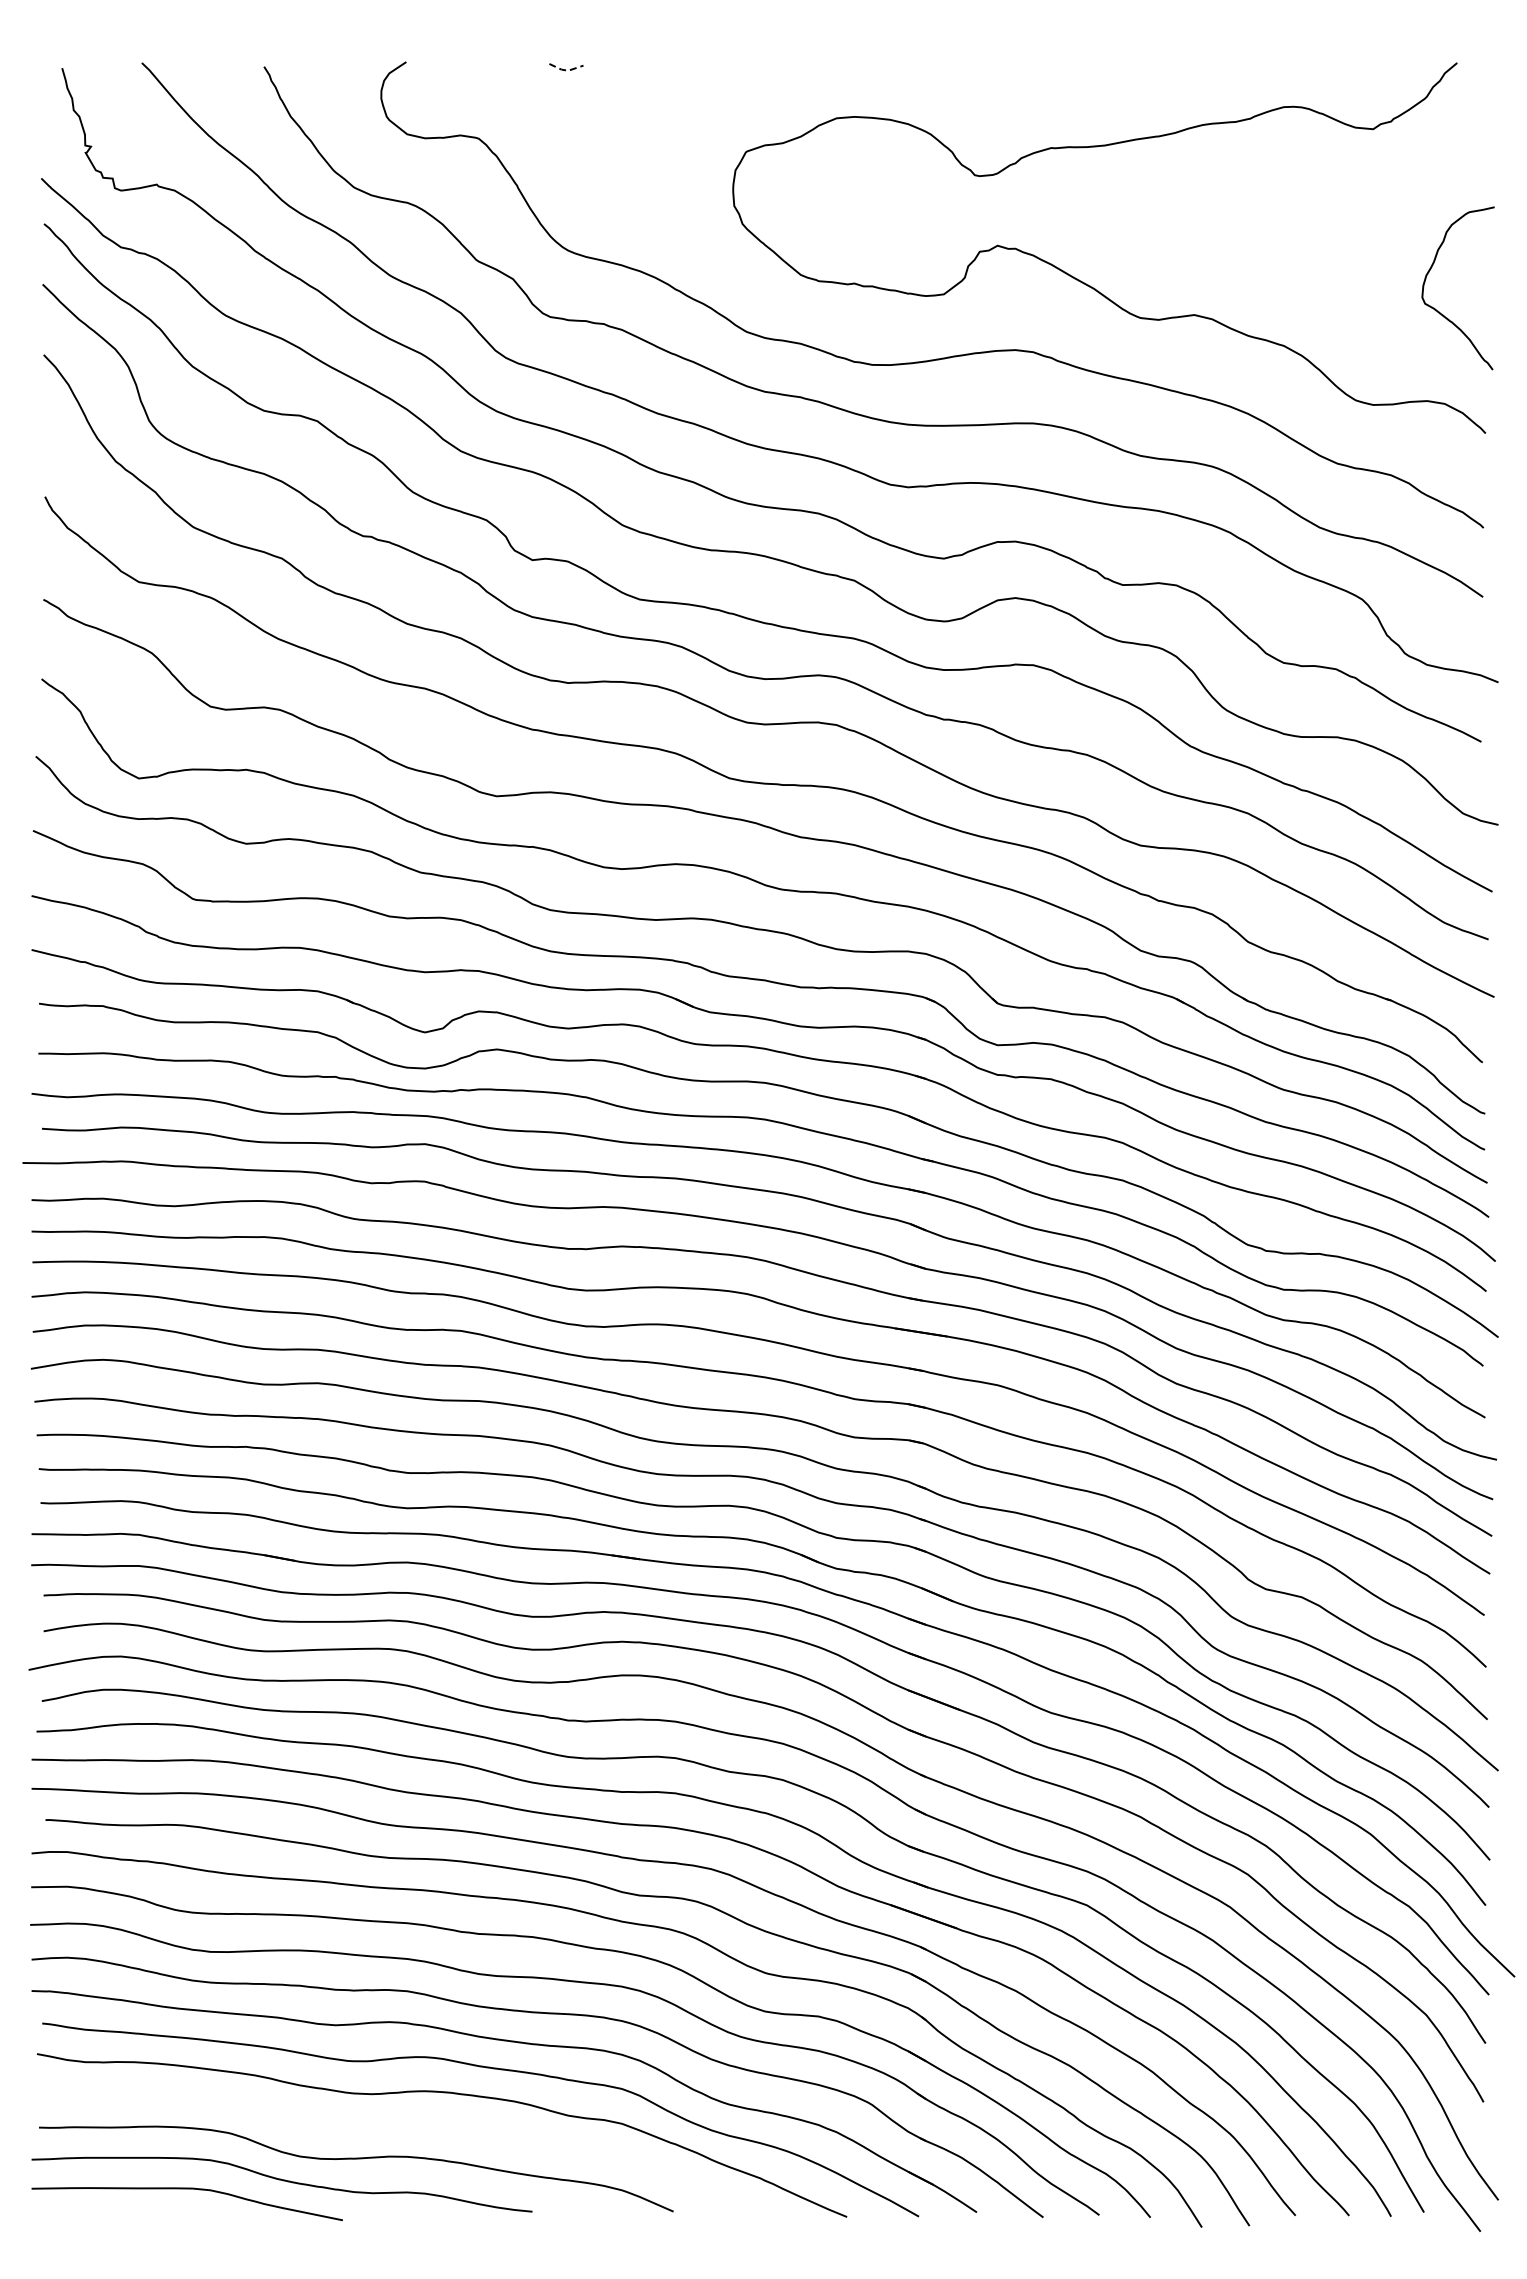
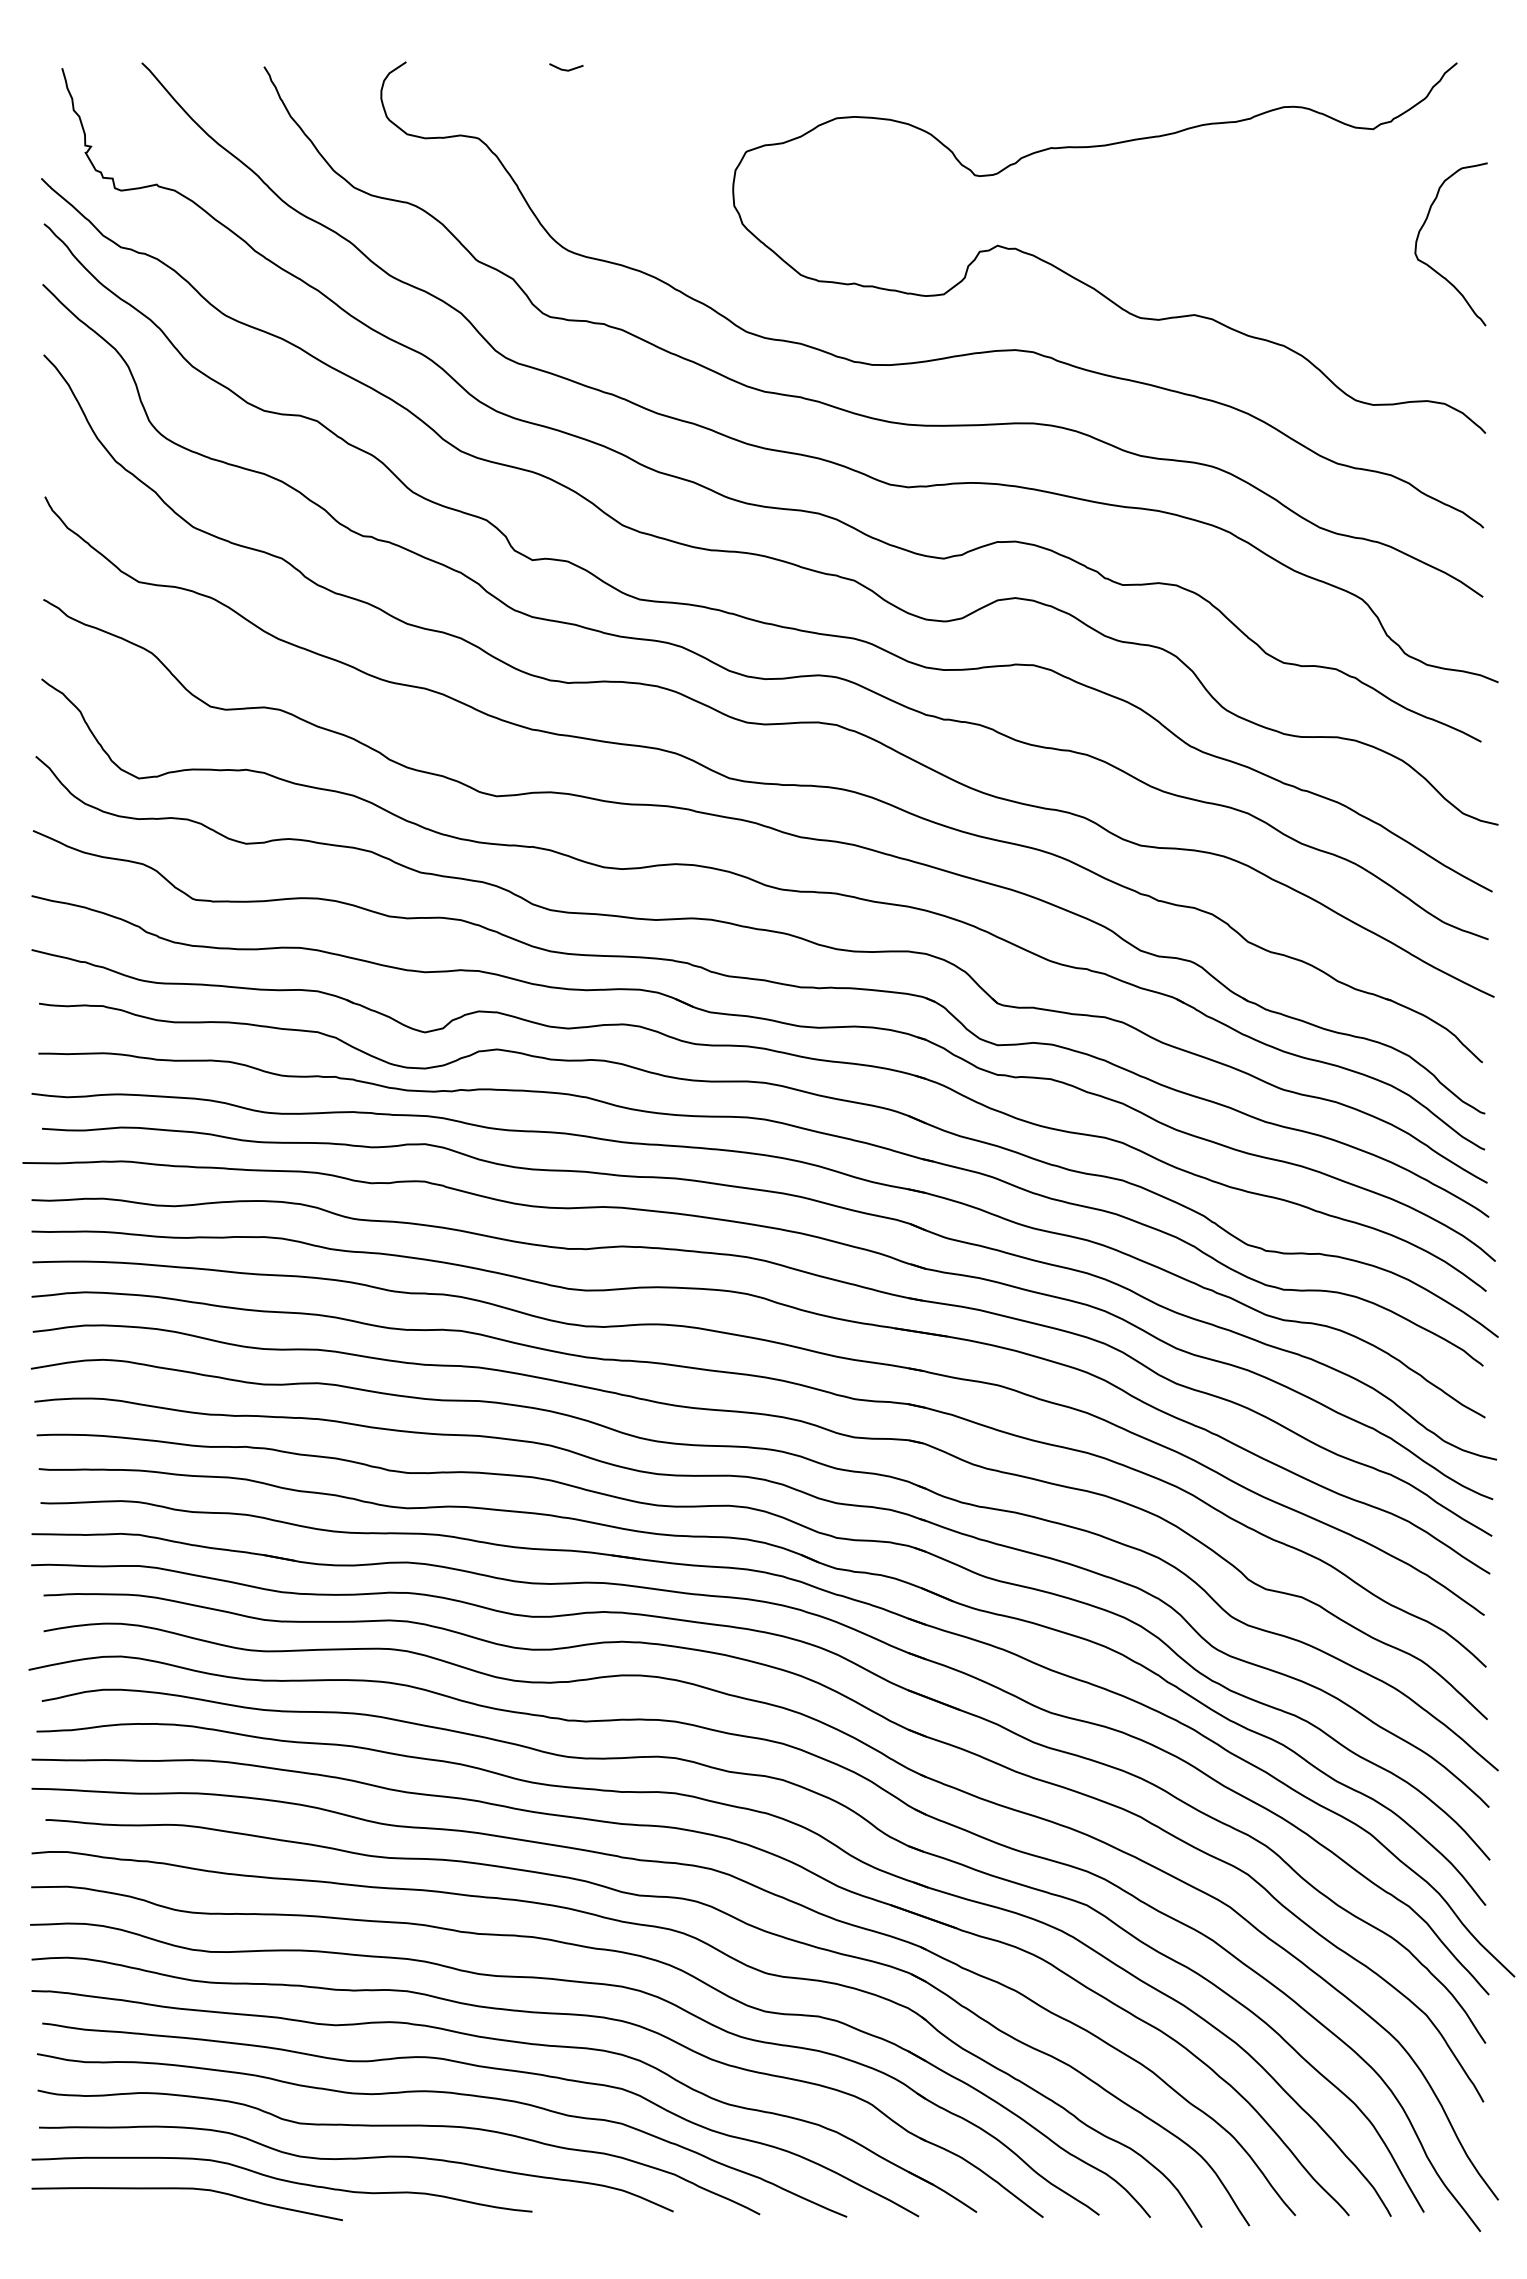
line: dashed -> solid (566, 70)
curve position: (1438, 310) -> (1431, 266) (1431, 266)
curve: none -> present (398, 2126)
